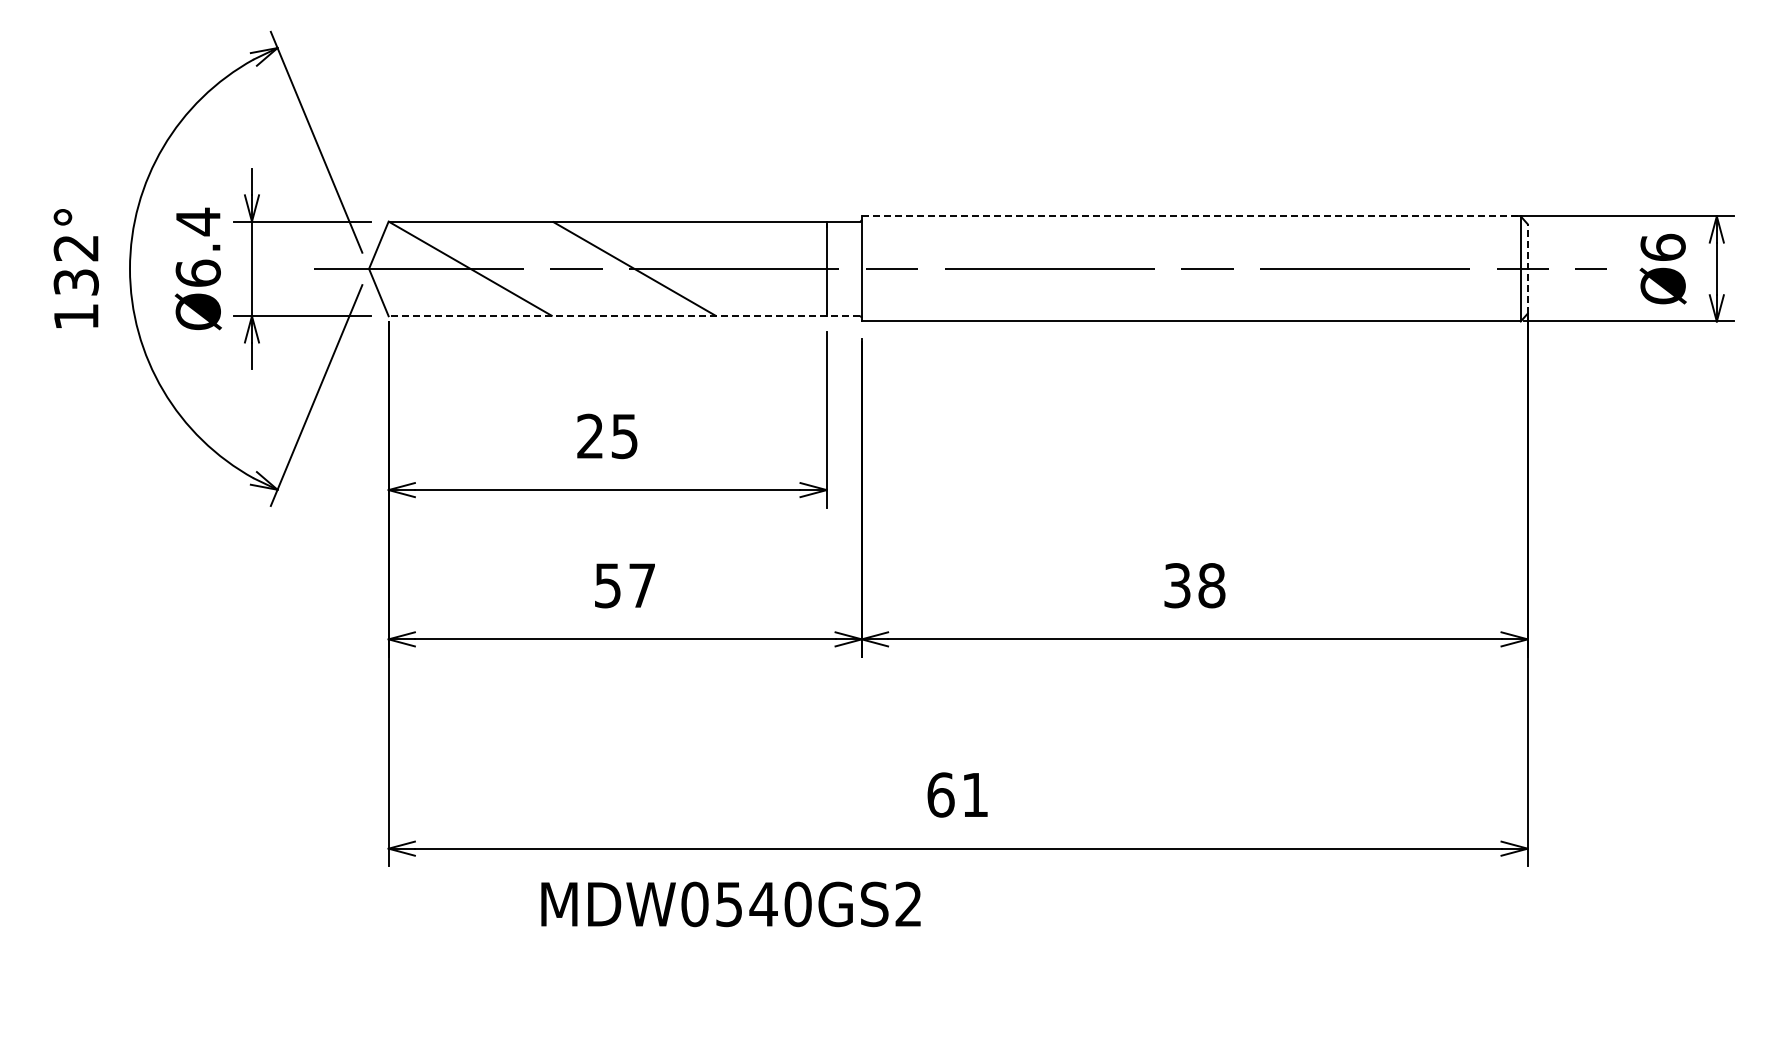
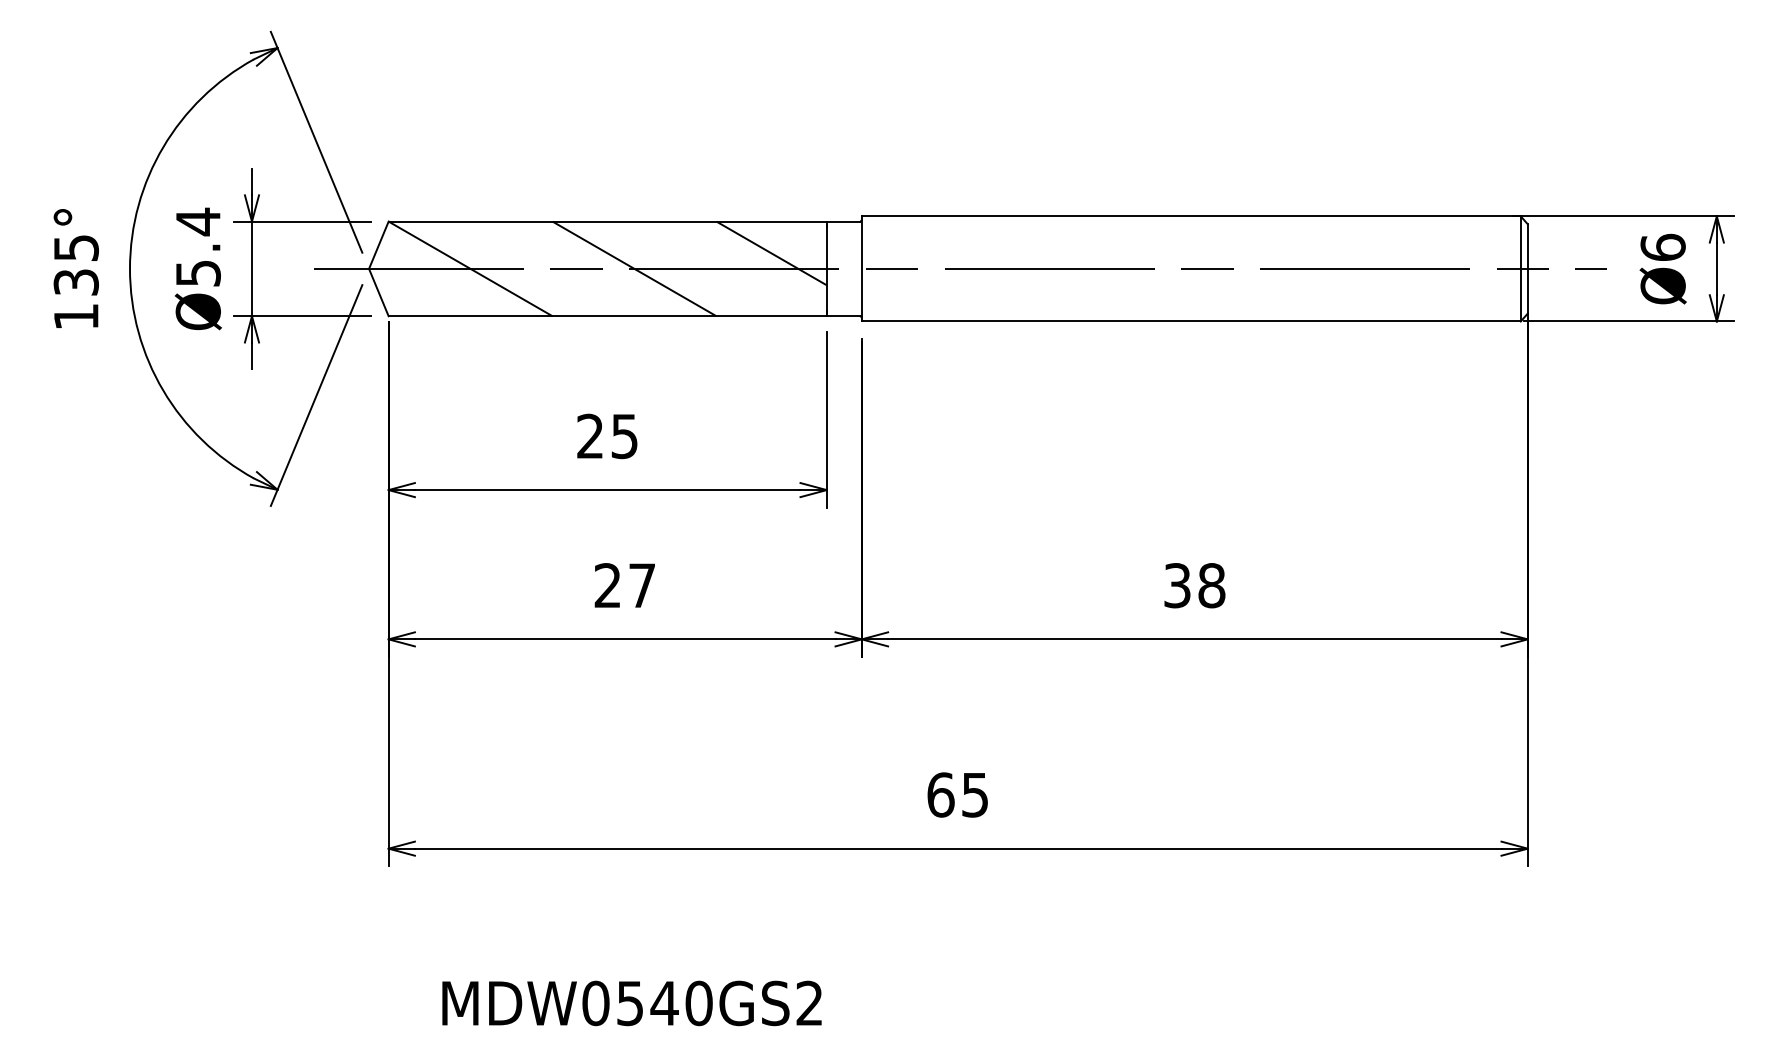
line: dashed -> solid (1191, 216)
text: 132° -> 135° (75, 248)
line: none -> present (771, 253)
line: dashed -> solid (1527, 268)
text: Ø6.4 -> Ø5.4 (197, 272)
line: dashed -> solid (624, 316)
text: 57 -> 27 (607, 585)
text: 61 -> 65 (974, 795)
text position: (730, 904) -> (631, 1003) (631, 1003)
